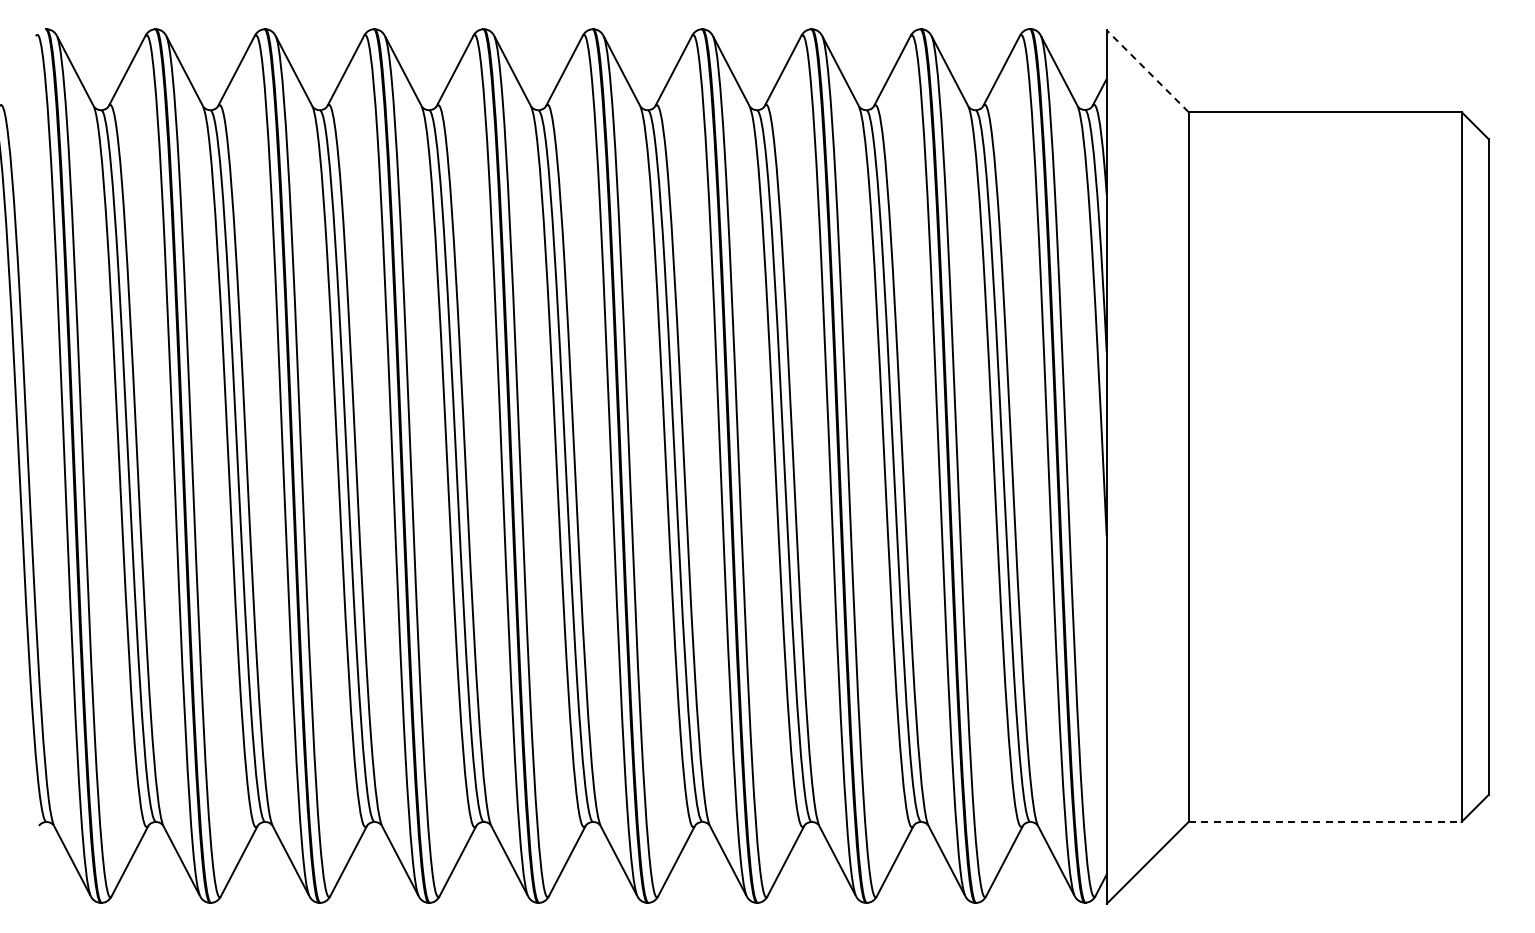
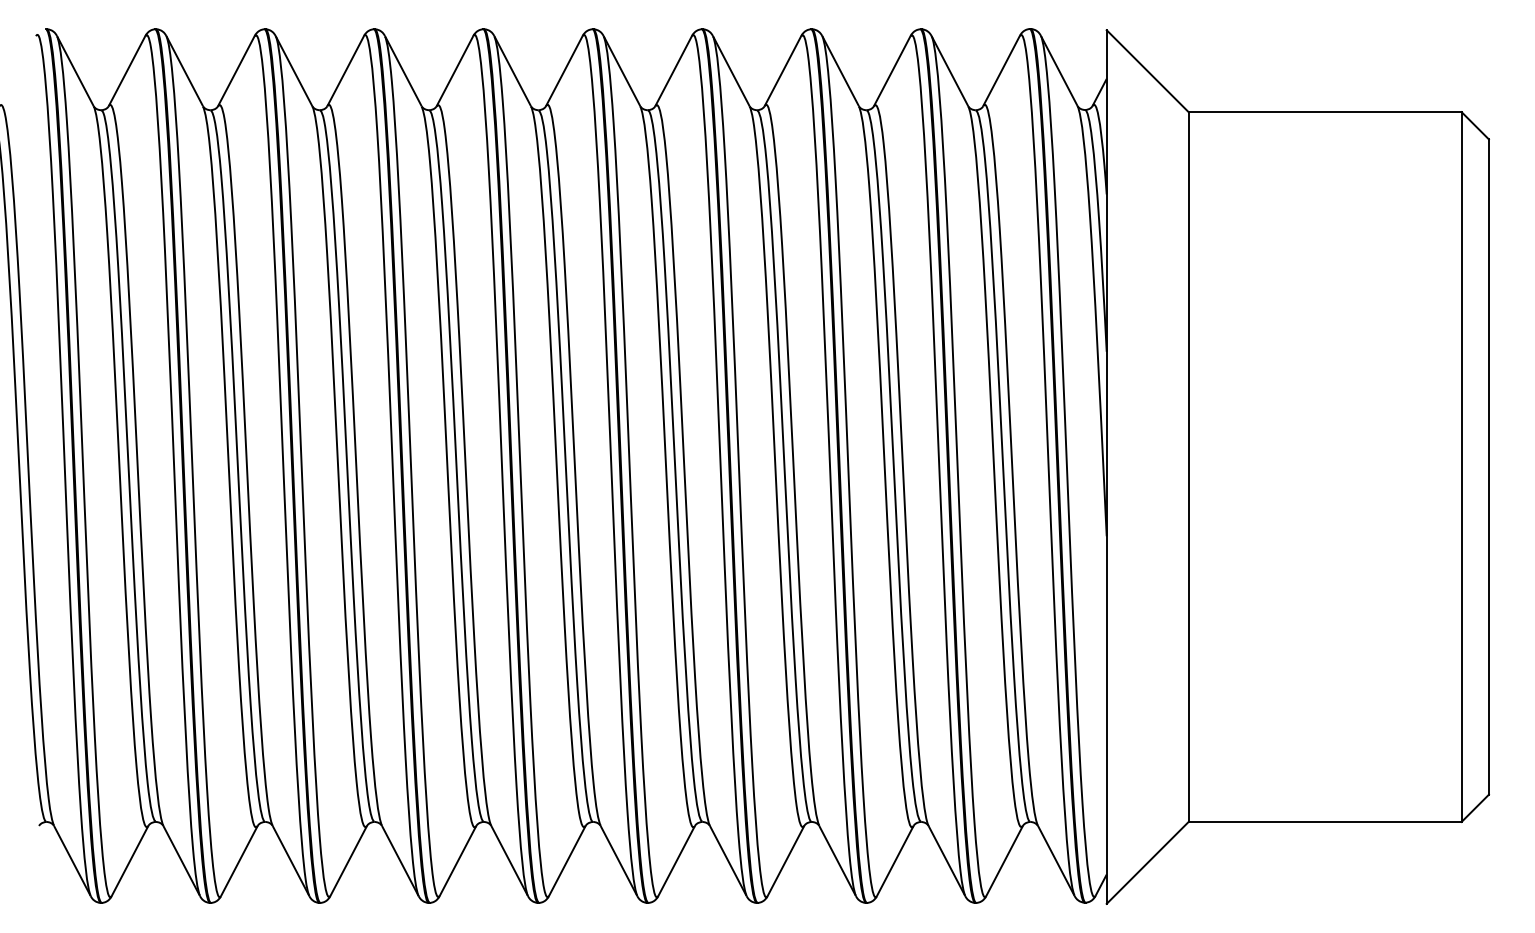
line: dashed -> solid (1147, 71)
line: dashed -> solid (1325, 821)
